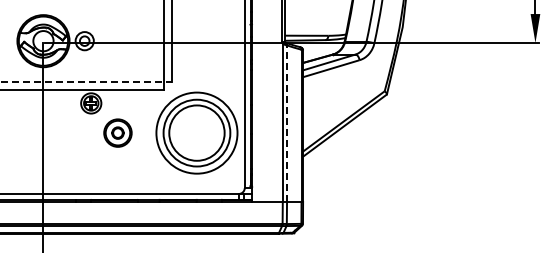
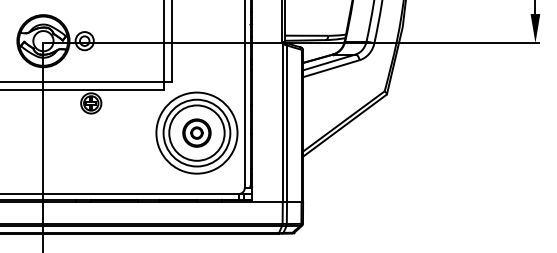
line: dashed -> solid (86, 81)
line: dashed -> solid (287, 123)
part position: (117, 132) -> (196, 132) (196, 132)
